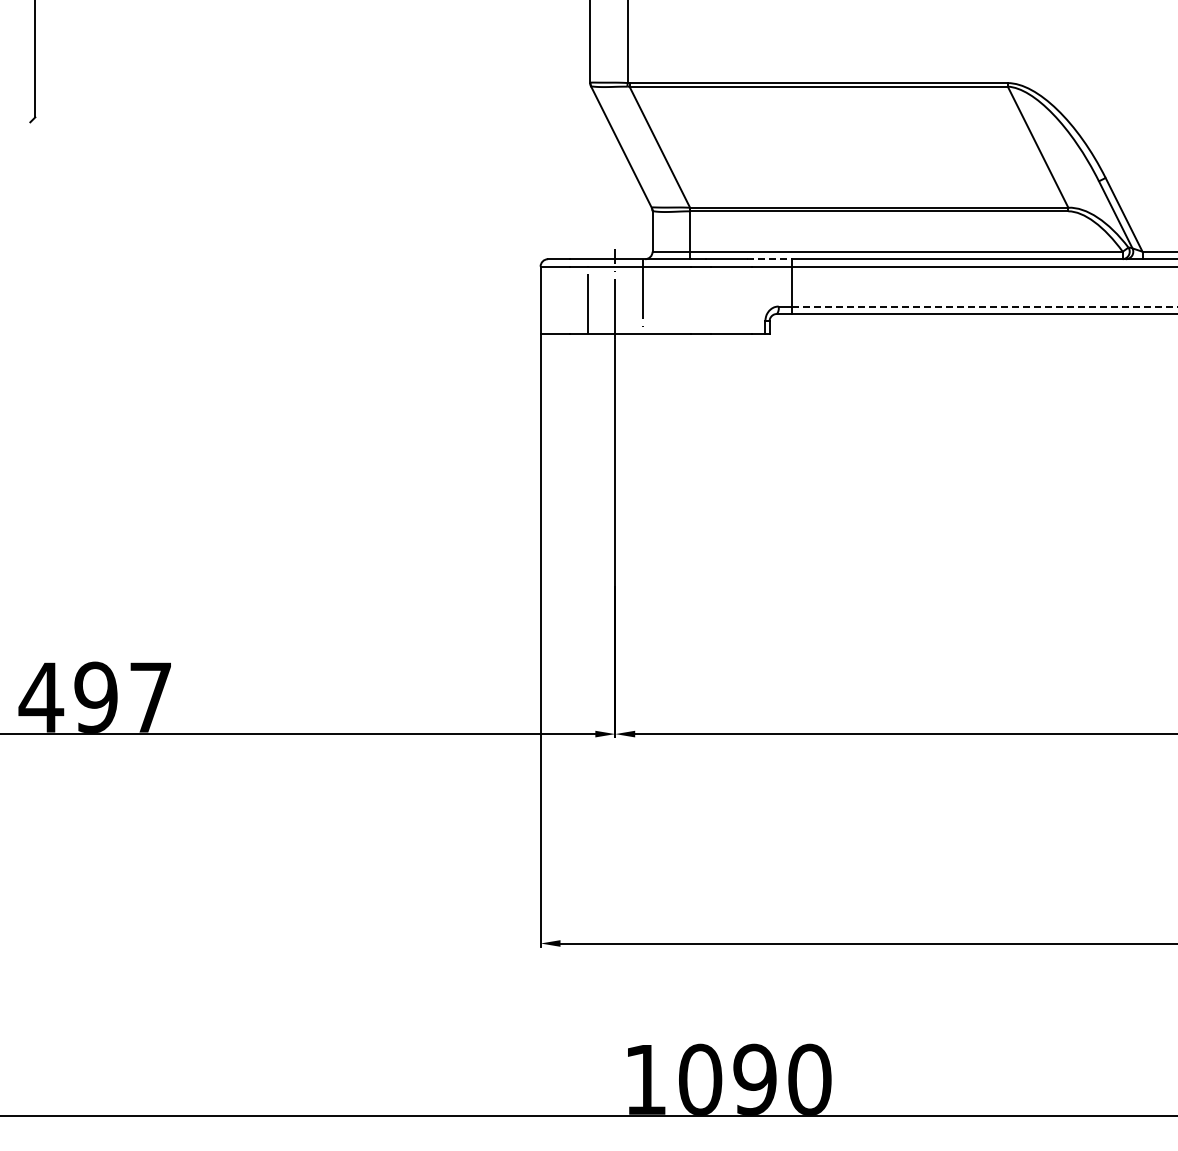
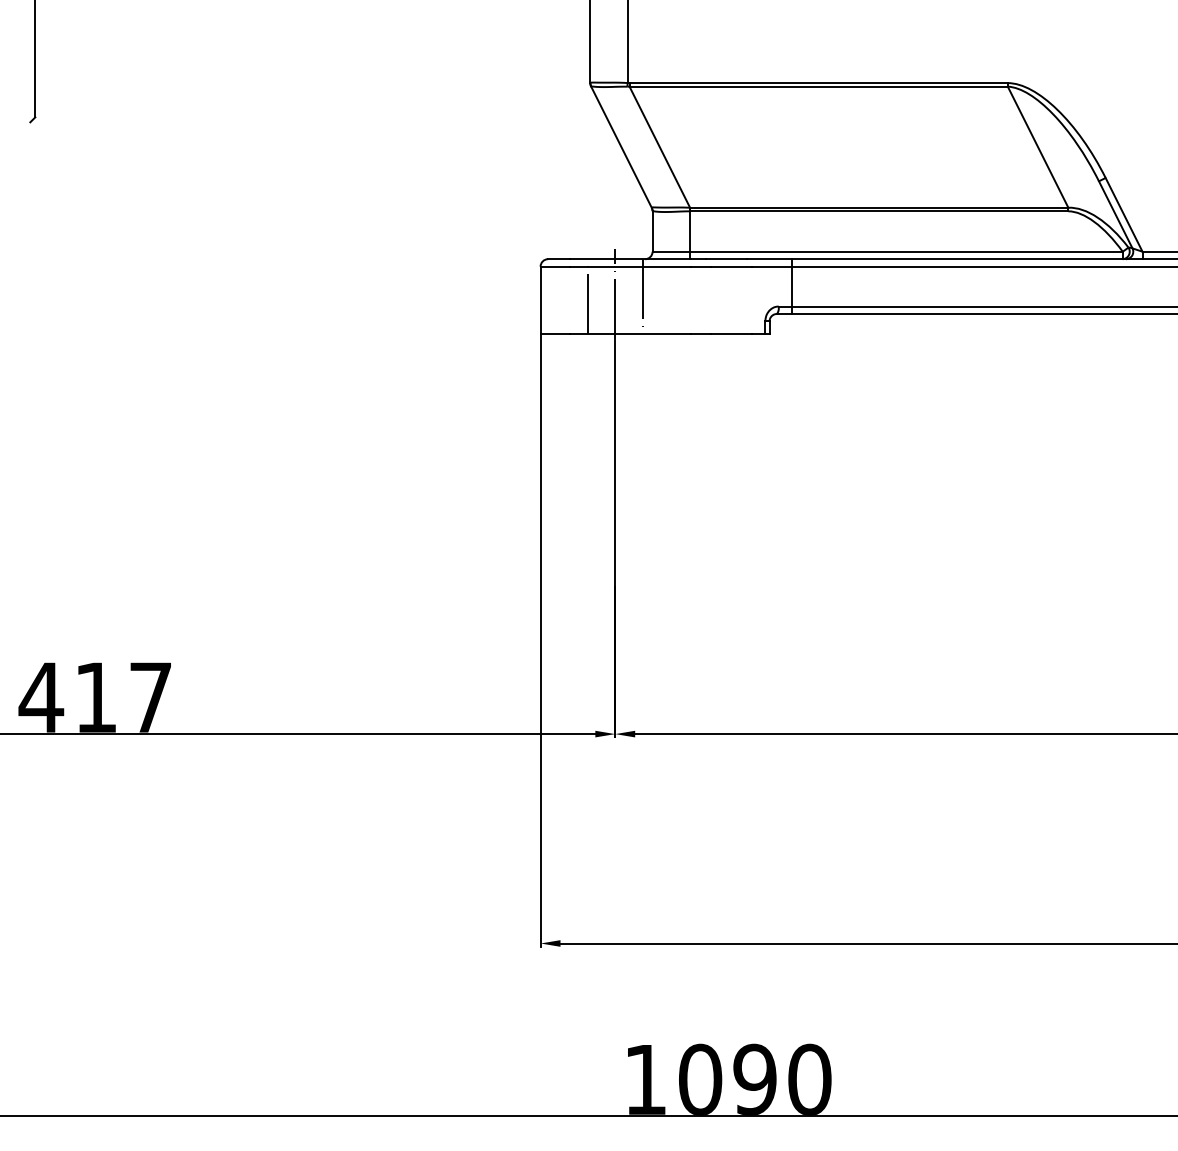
line: dashed -> solid (769, 259)
line: dashed -> solid (985, 306)
text: 497 -> 417 (95, 696)
